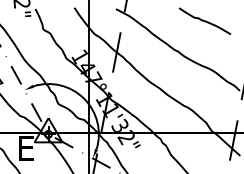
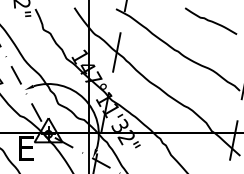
curve position: (204, 20) -> (210, 20) (210, 20)
